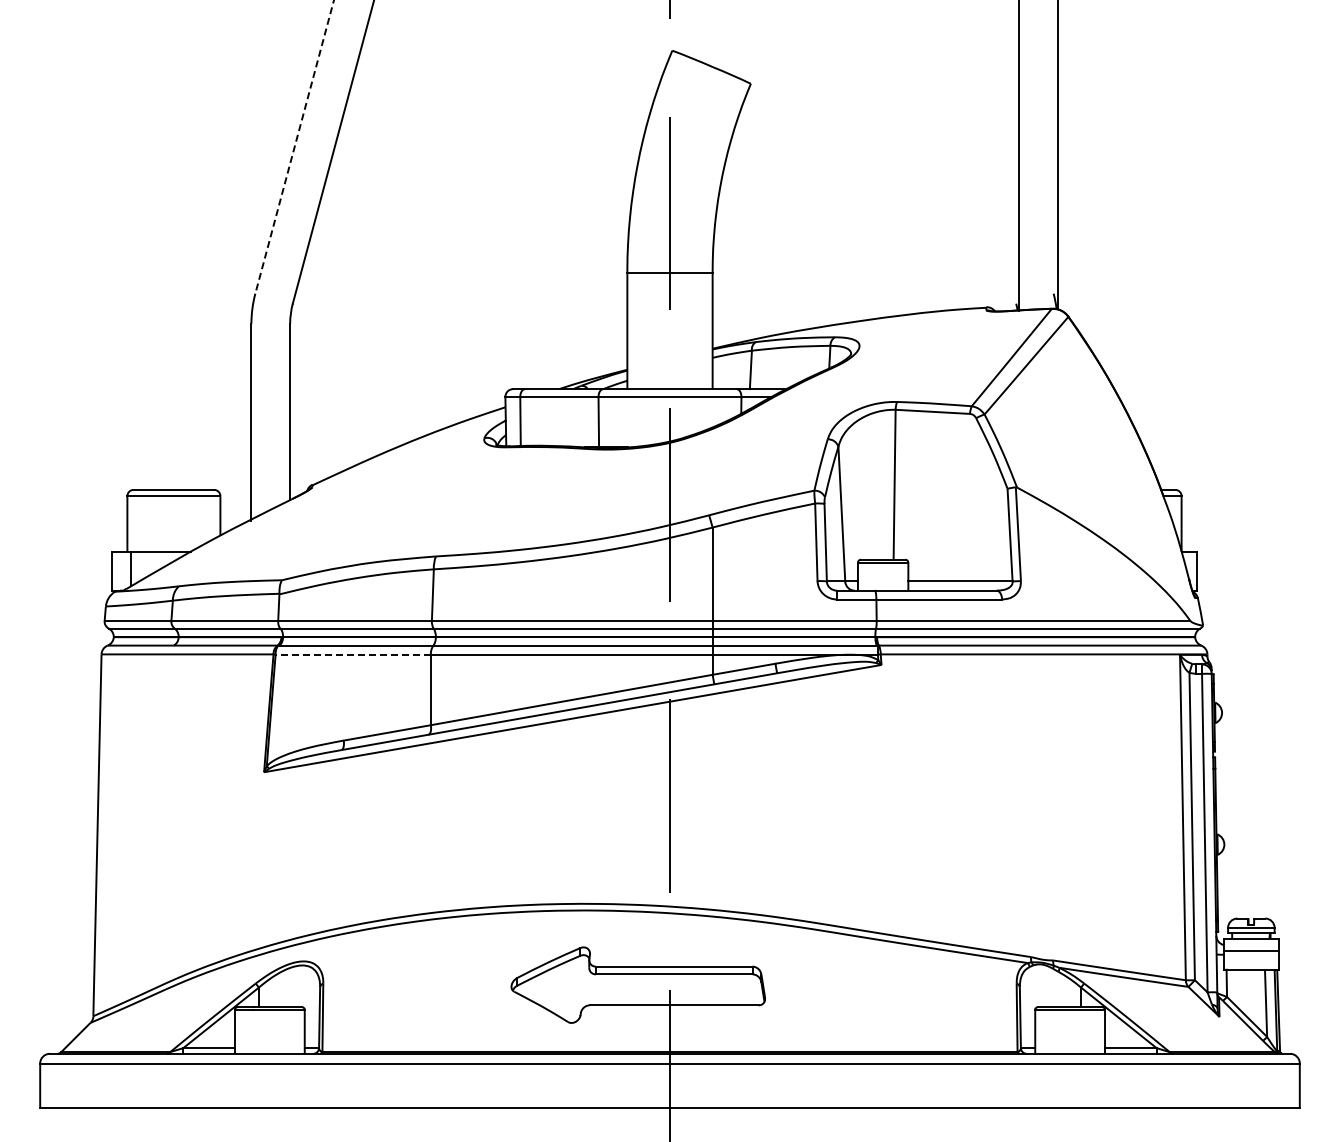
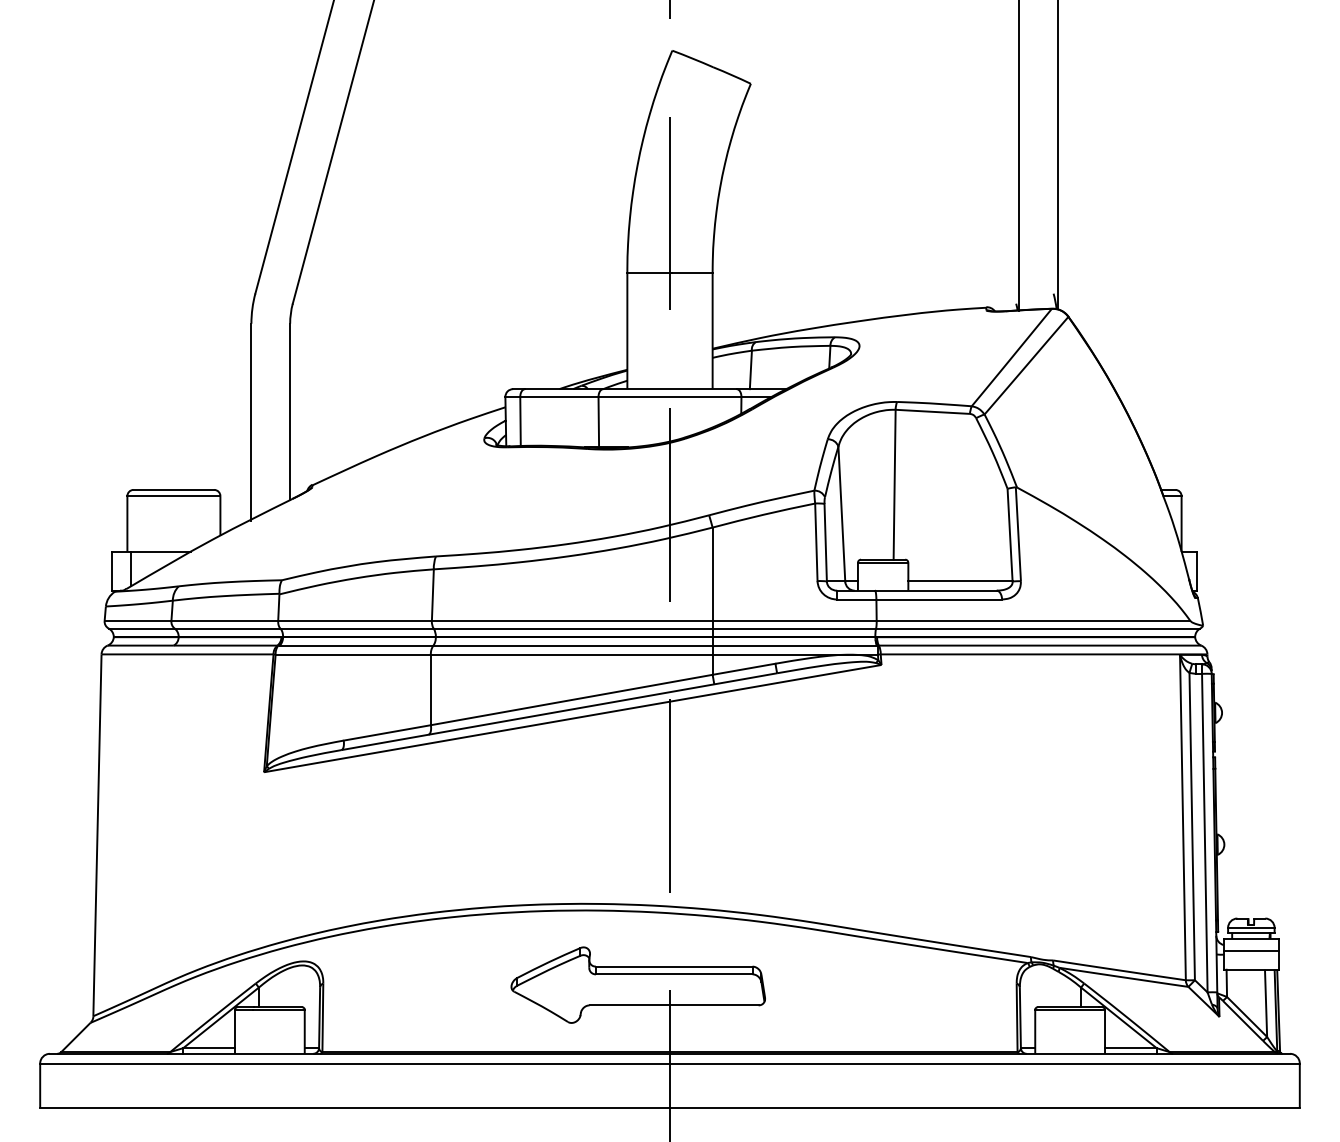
line: dashed -> solid (294, 147)
line: dashed -> solid (353, 654)
